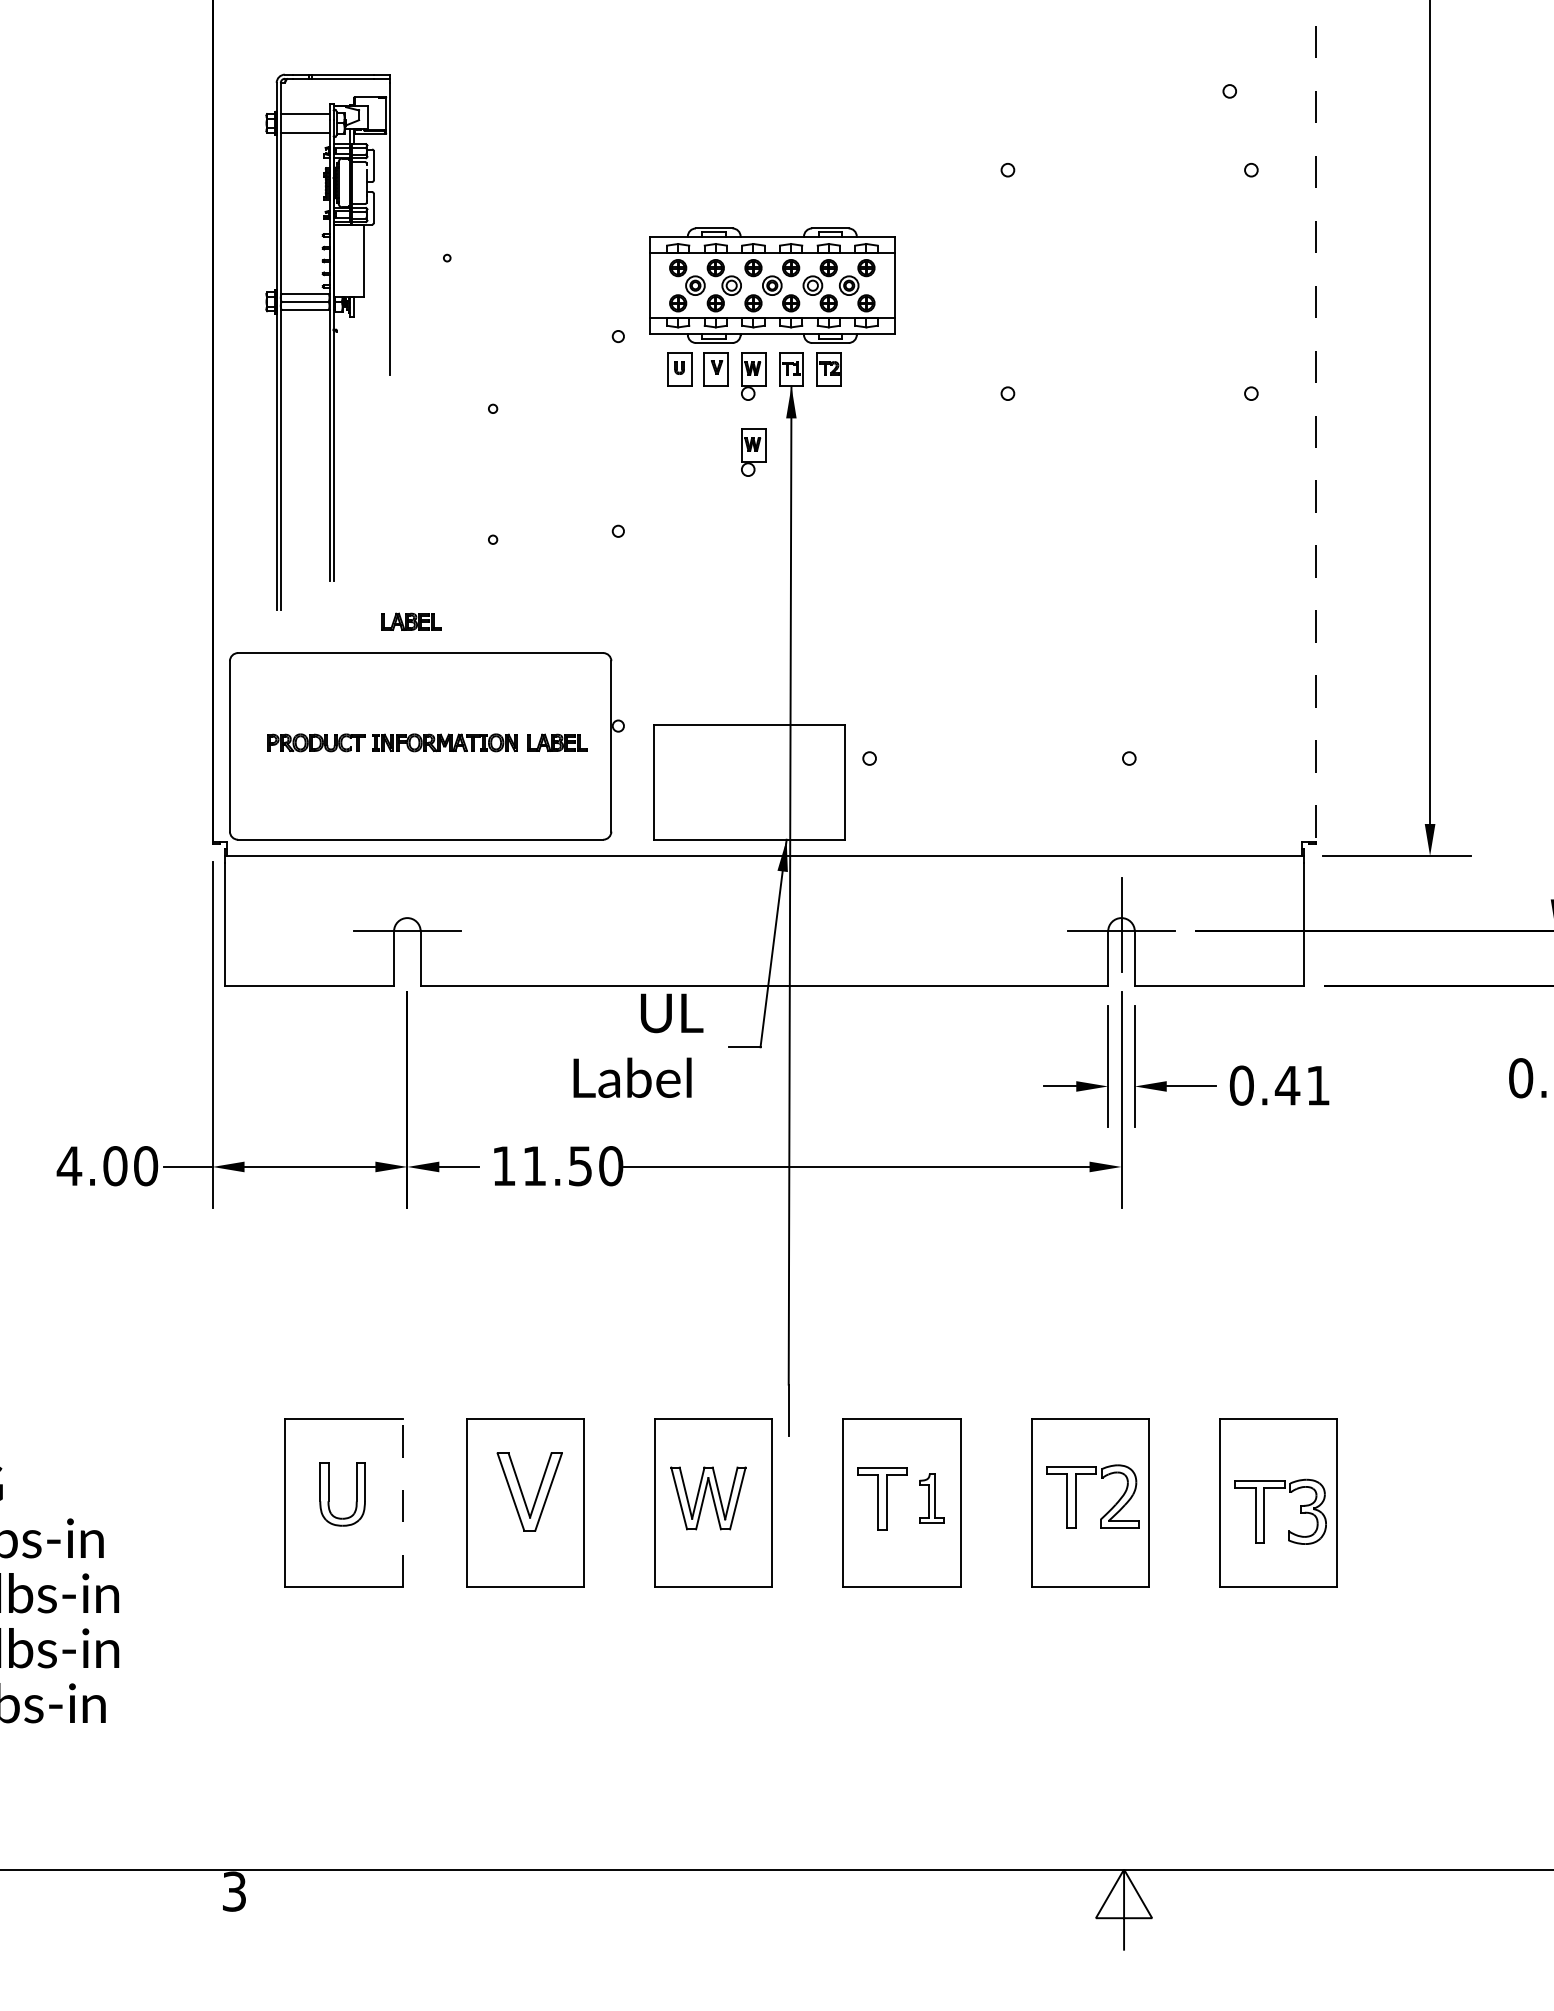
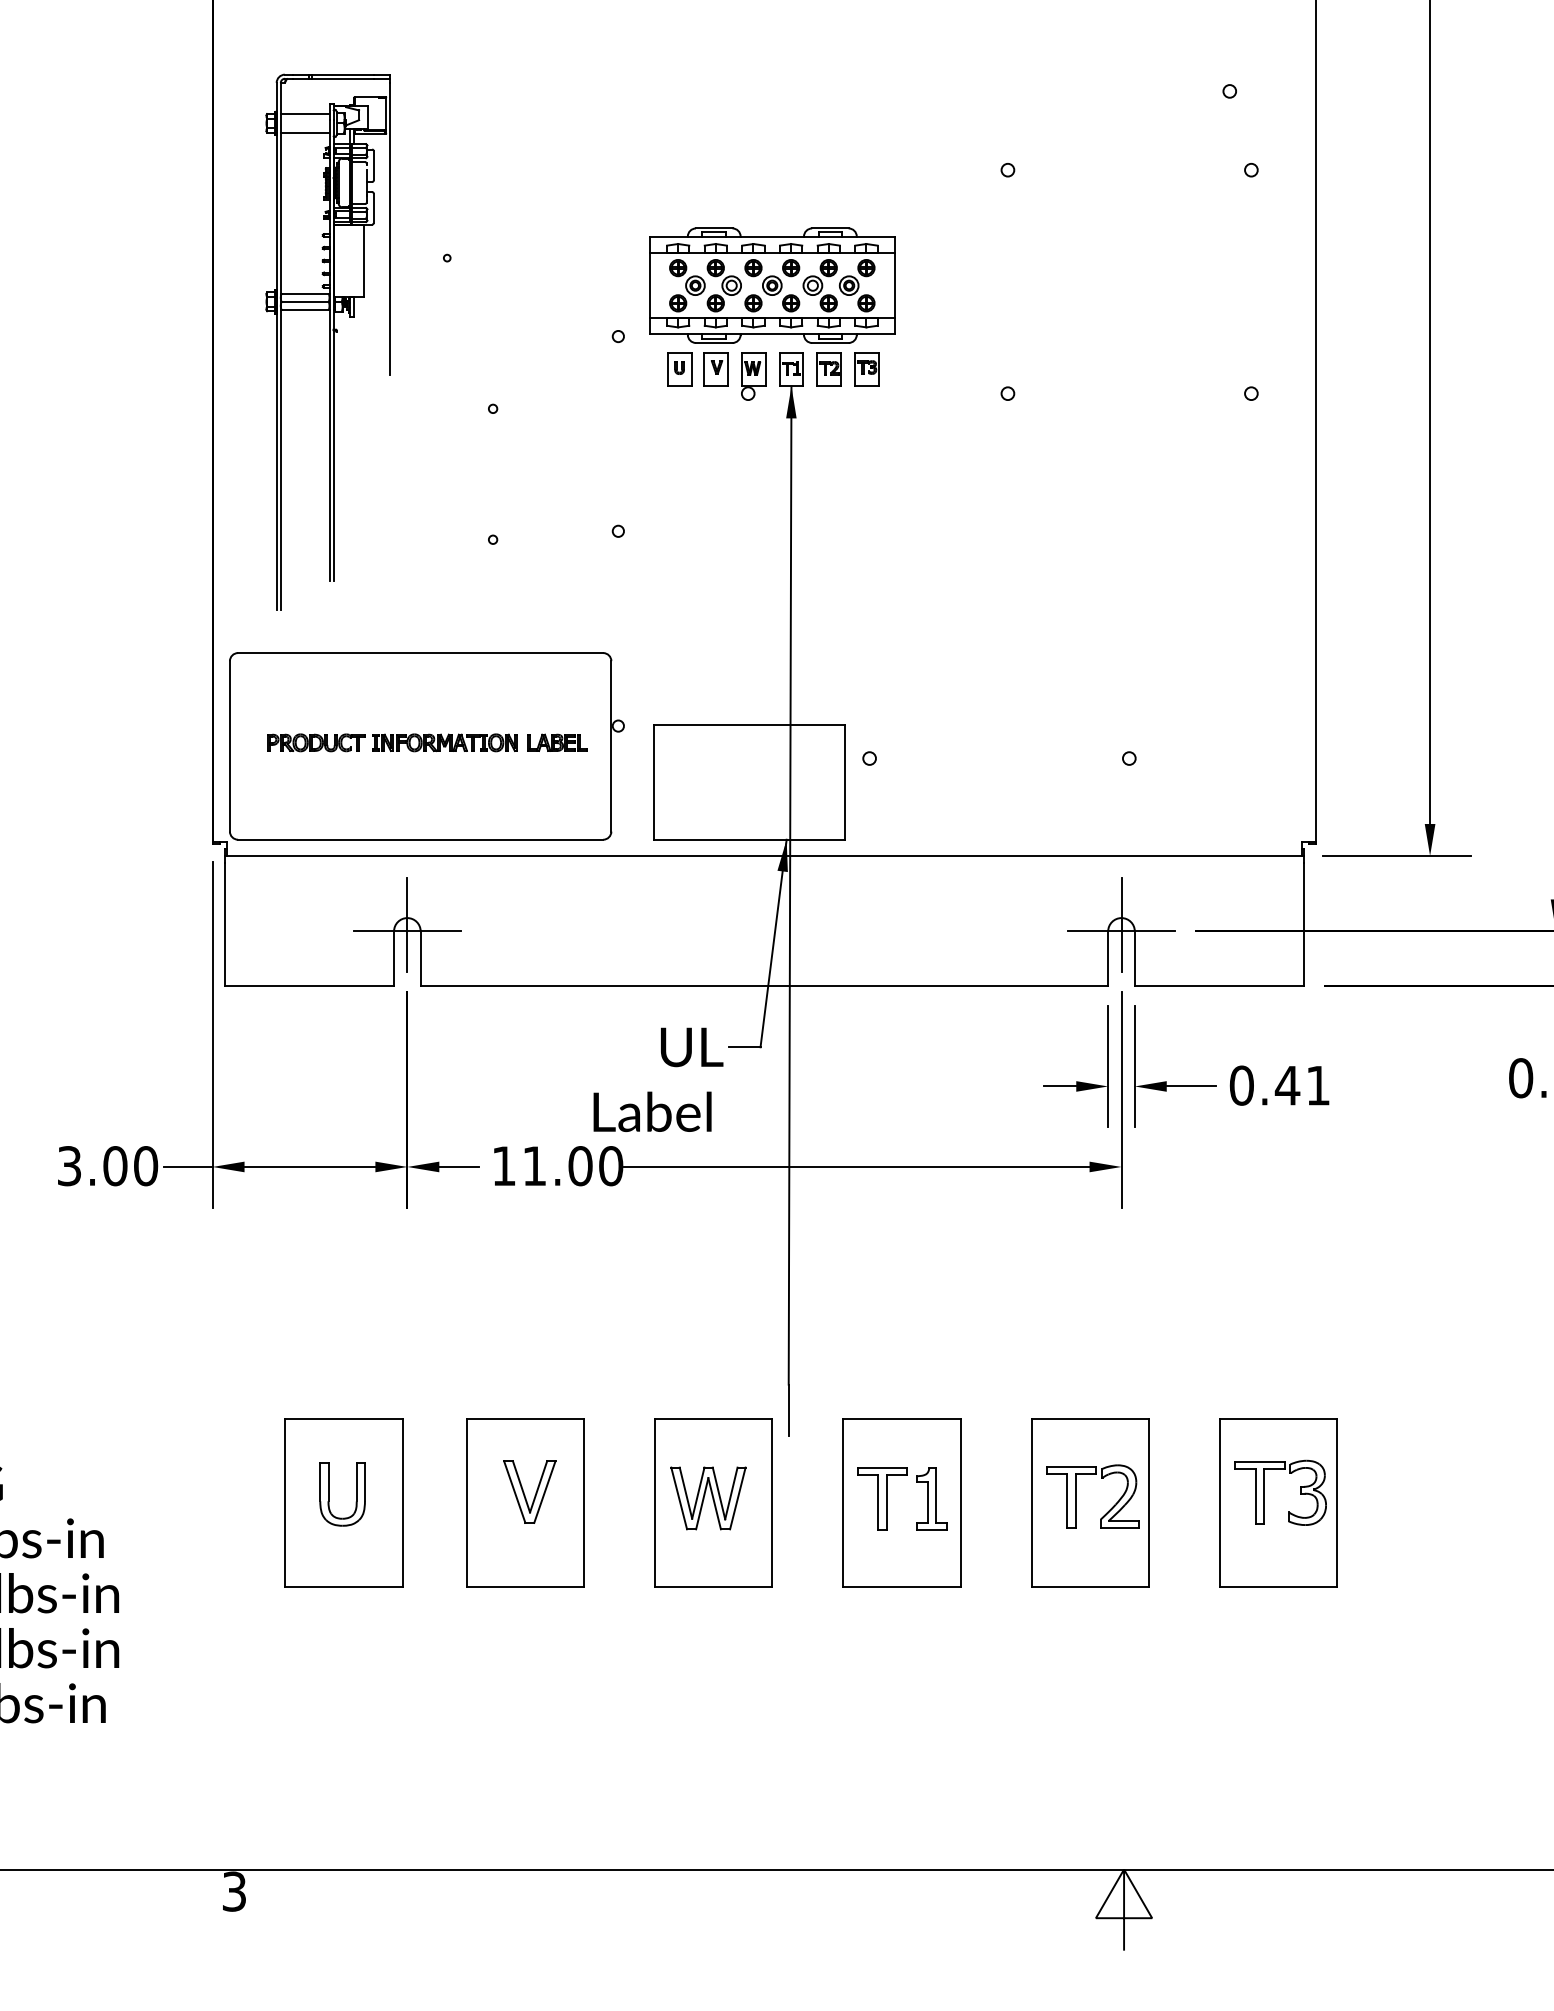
part: none -> present (866, 369)
line: dashed -> solid (1316, 421)
part: present -> none (753, 452)
part: present -> none (411, 621)
line: none -> present (407, 924)
text position: (638, 1045) -> (658, 1079) (658, 1079)
text: 4.00 -> 3.00 (69, 1166)
text: 11.50 -> 11.00 (580, 1166)
part size: 67x80 px -> 54x64 px (529, 1491)
part size: 26x51 px -> 32x64 px (931, 1498)
line: dashed -> solid (402, 1502)
part position: (1264, 1511) -> (1264, 1492) (1264, 1492)
